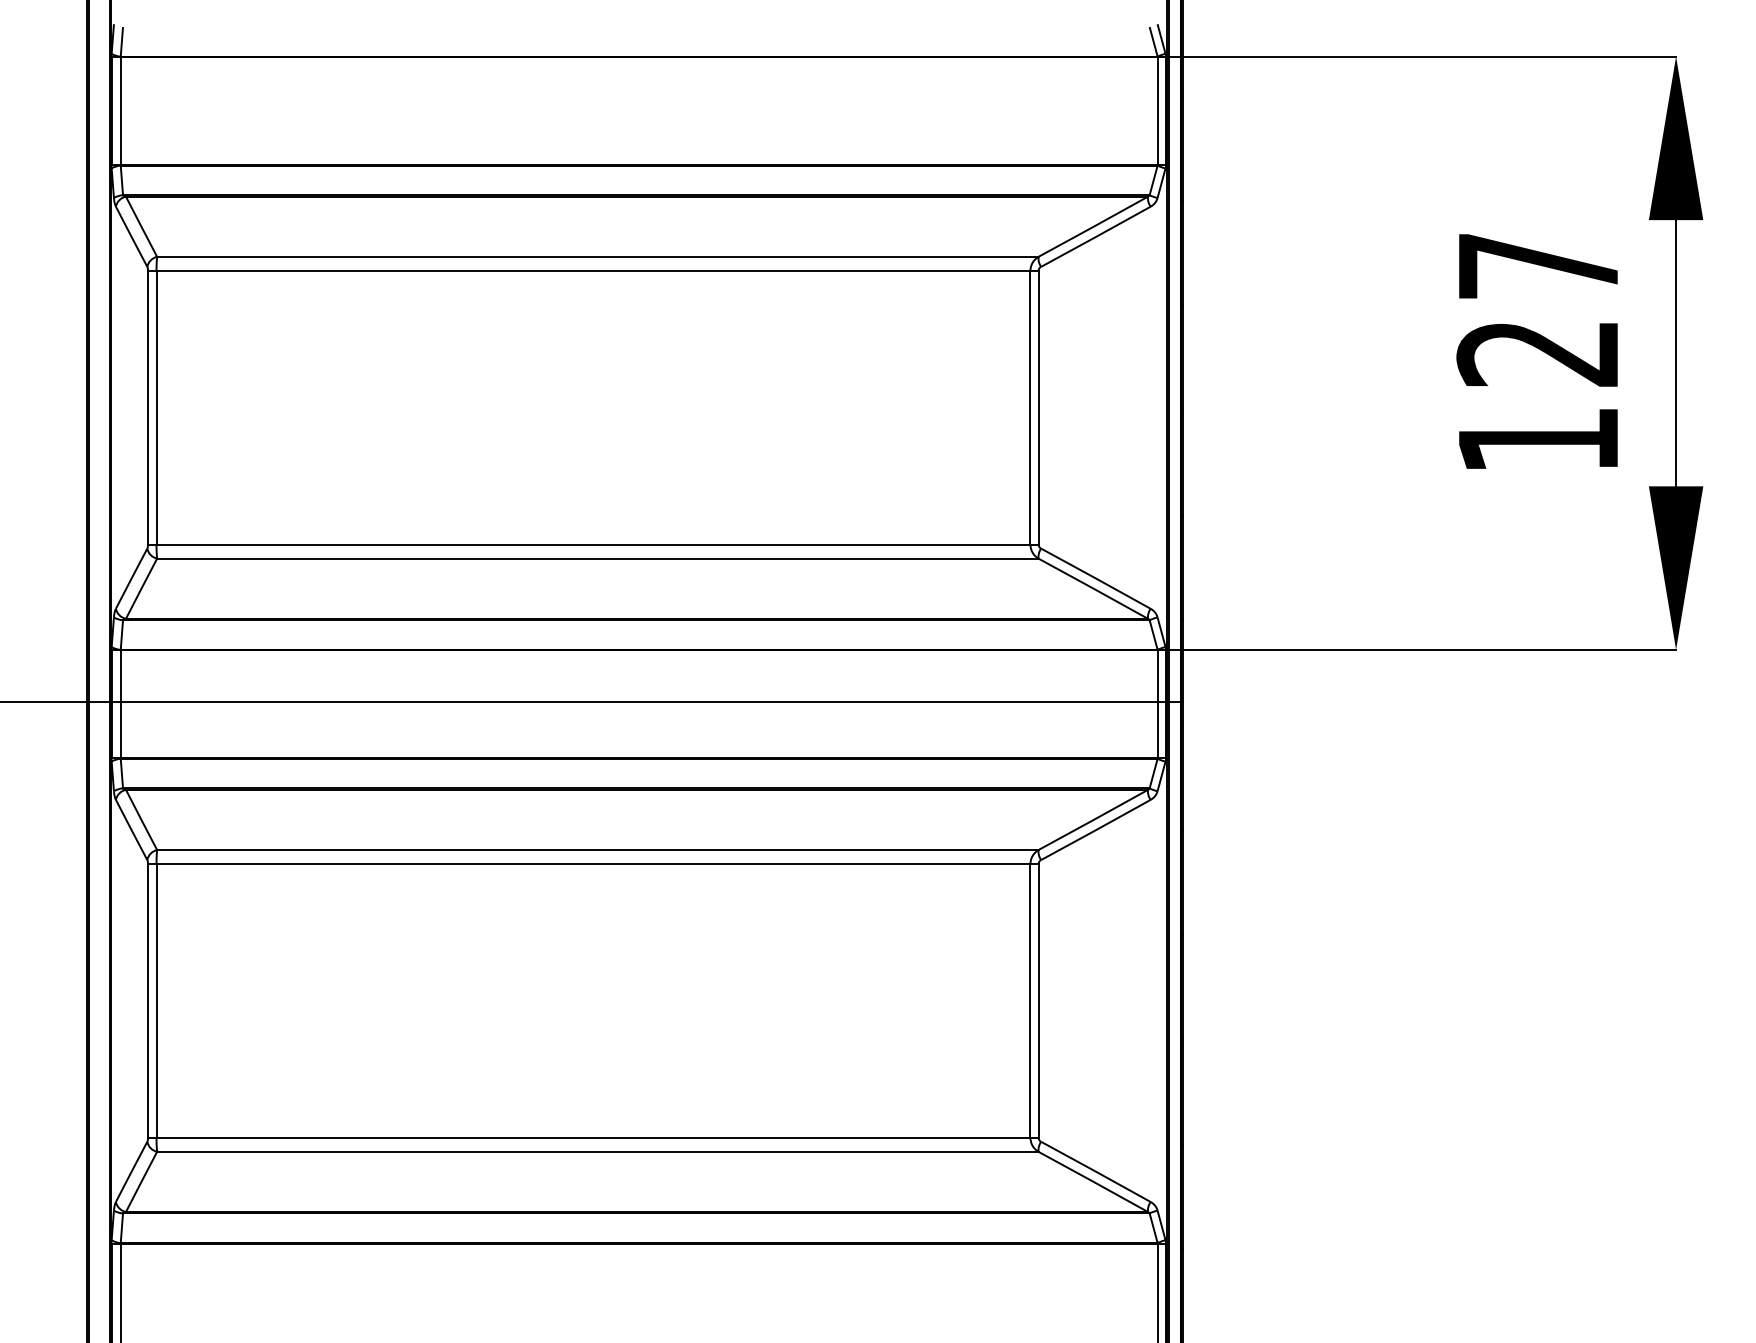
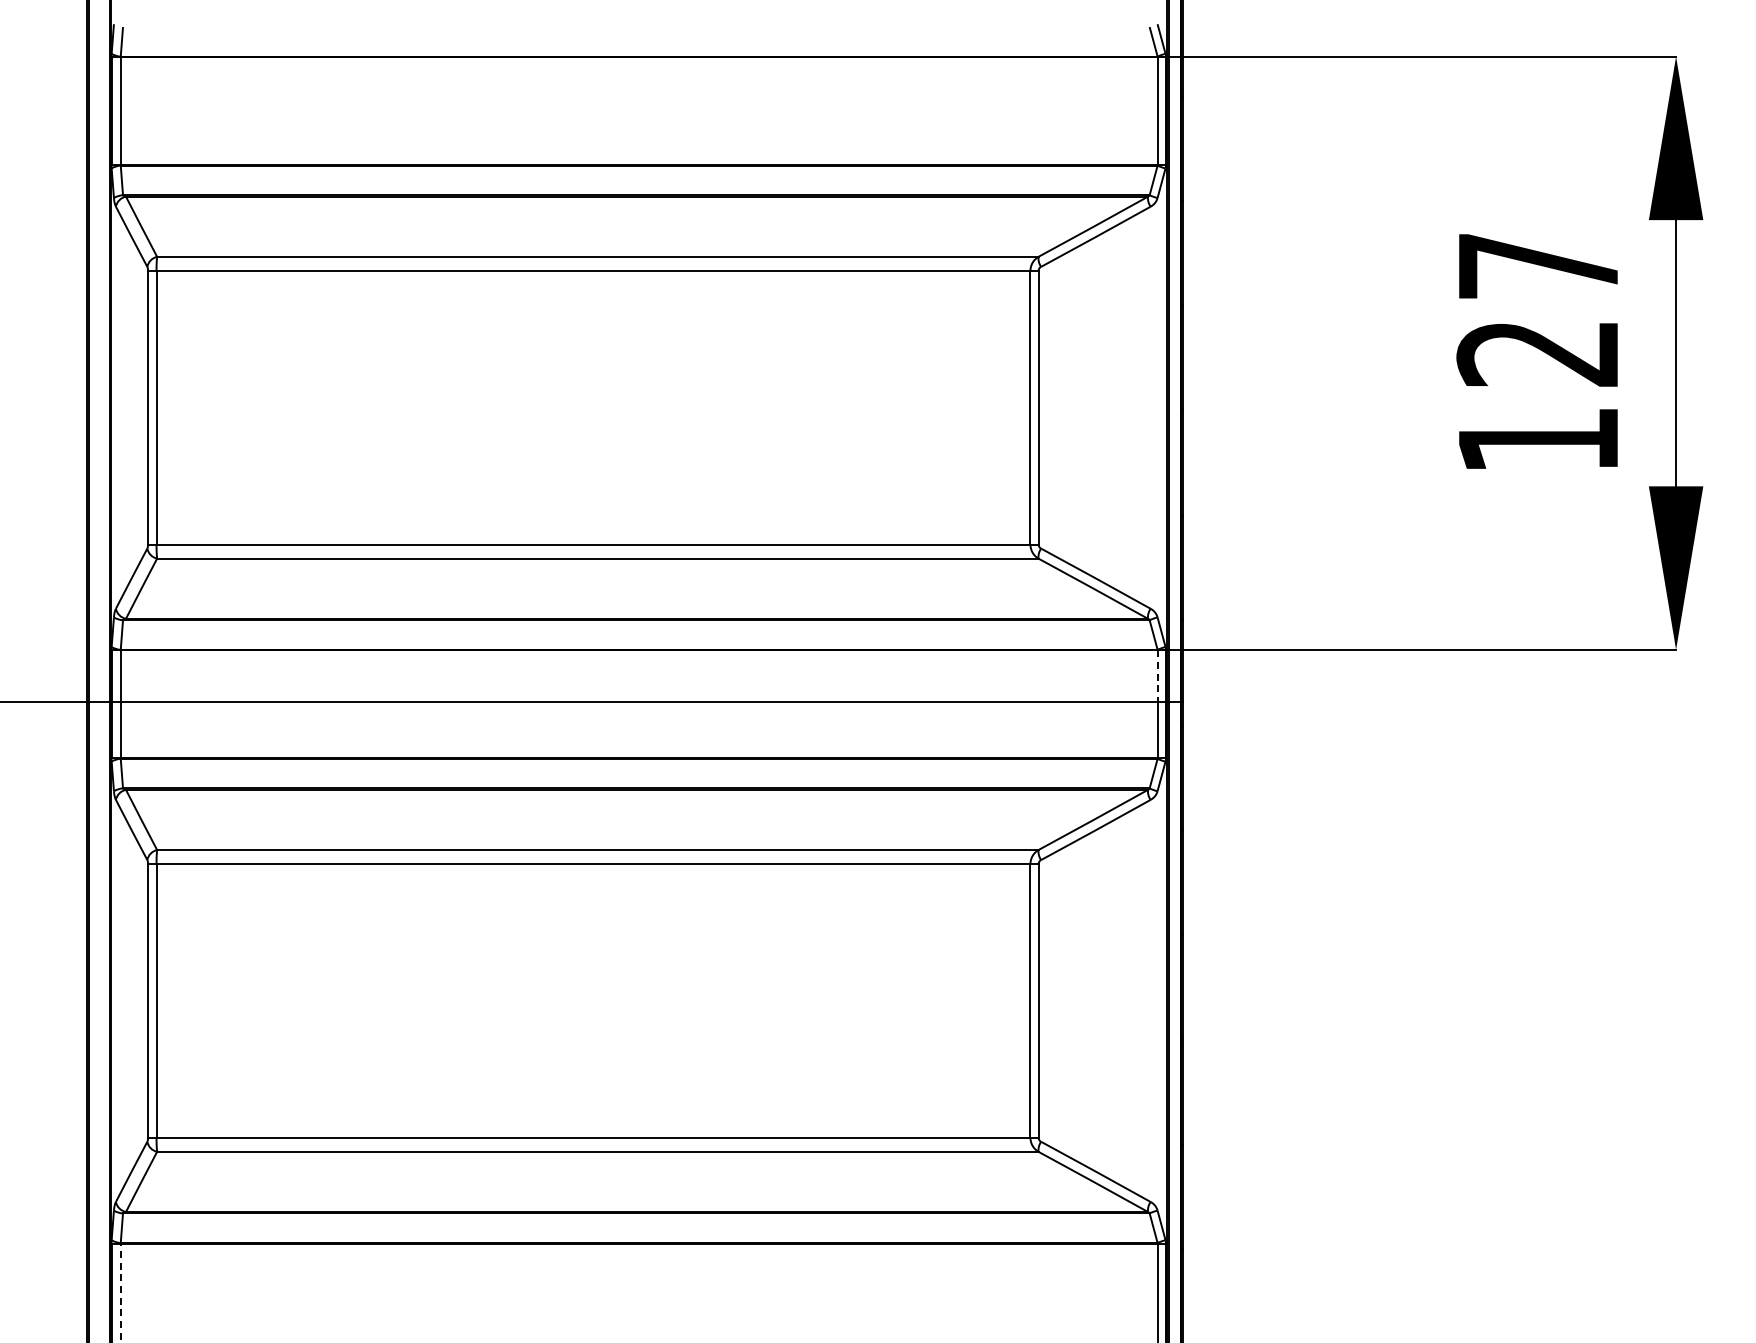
line: solid -> dashed (1157, 676)
line: solid -> dashed (120, 1292)
